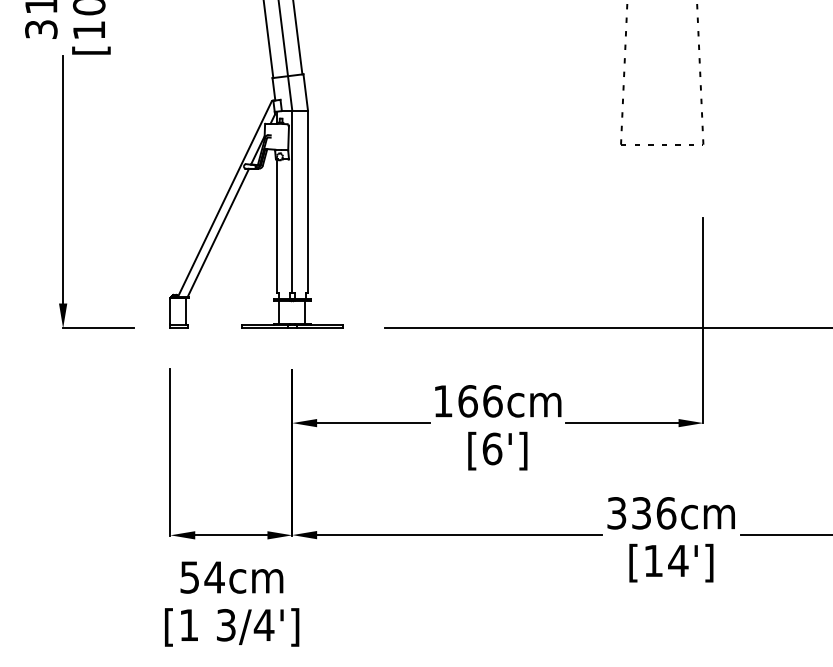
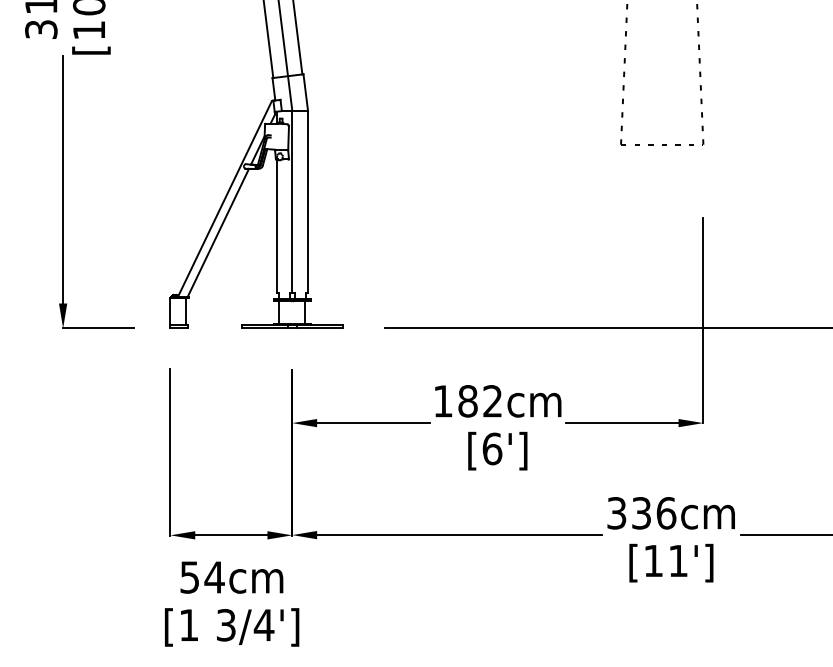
text: 166cm -> 182cm (480, 401)
text: [14'] -> [11'] (678, 560)
